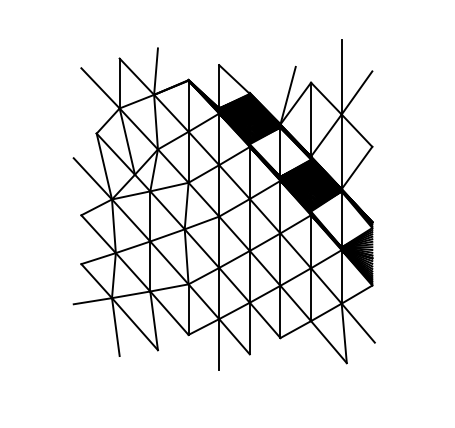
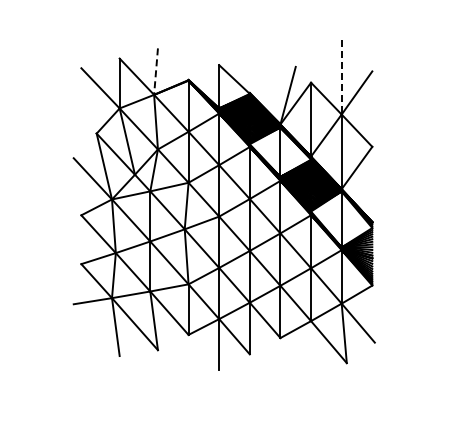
line: solid -> dashed (156, 72)
line: solid -> dashed (341, 77)
